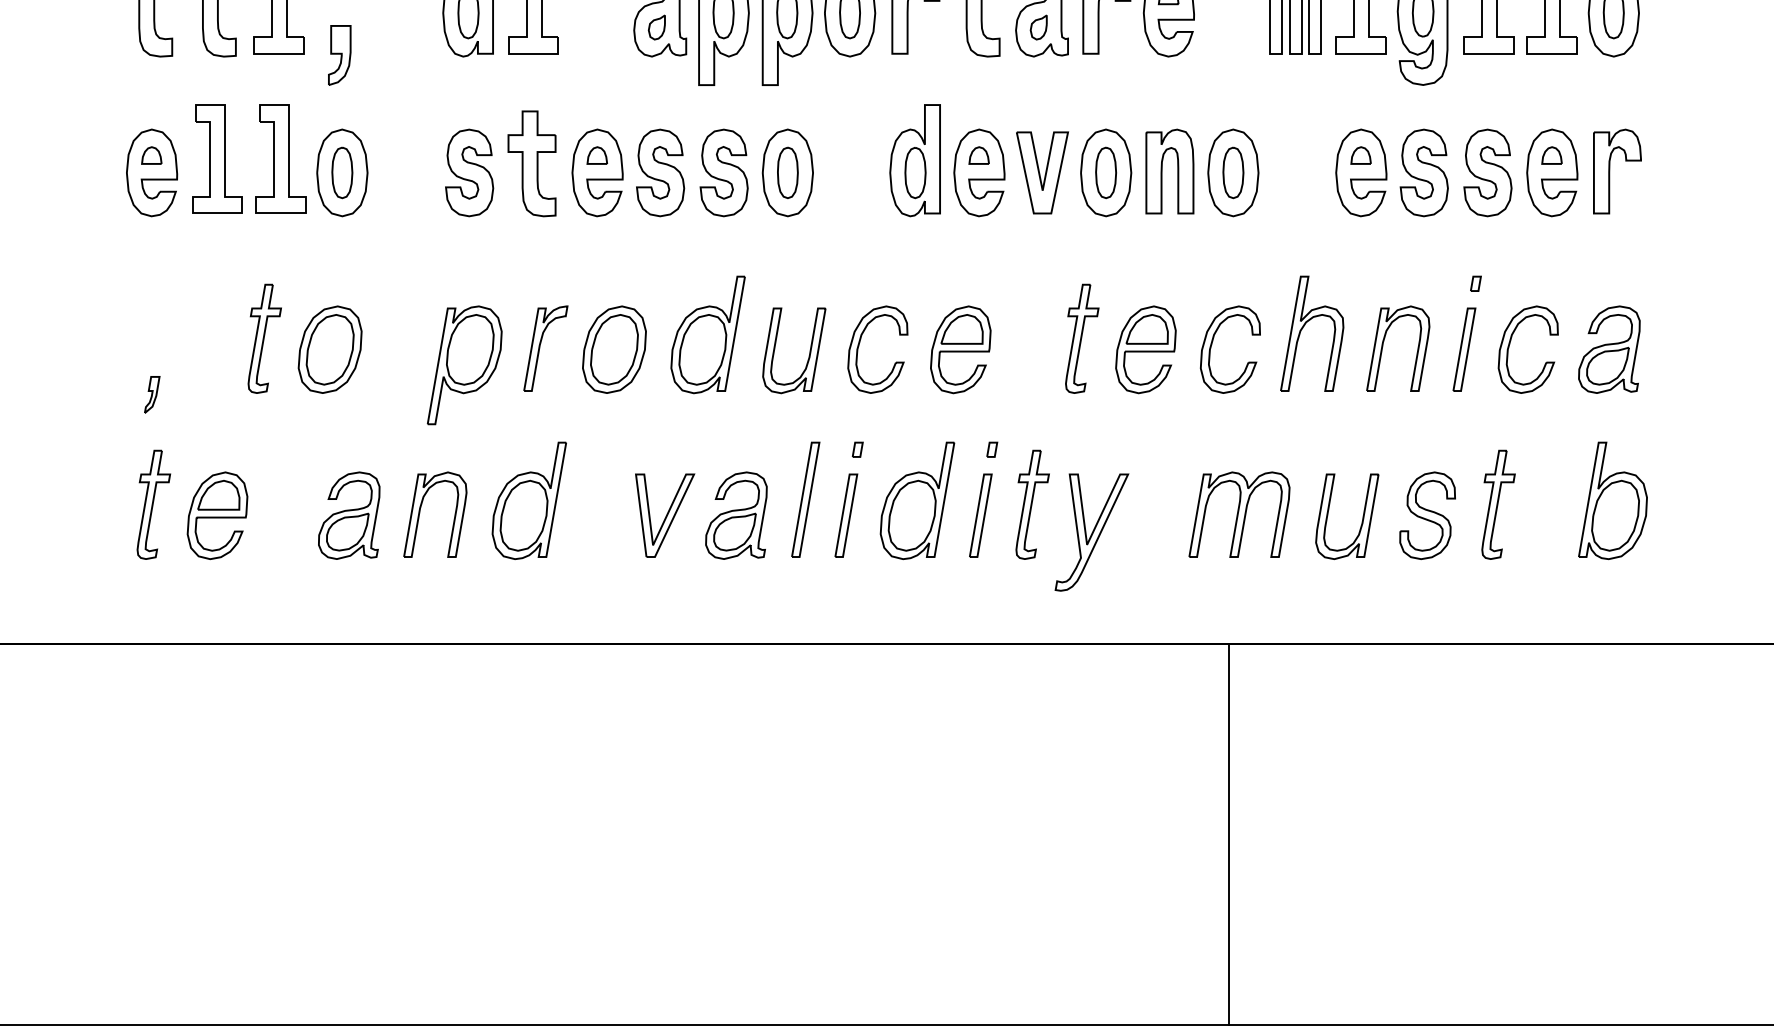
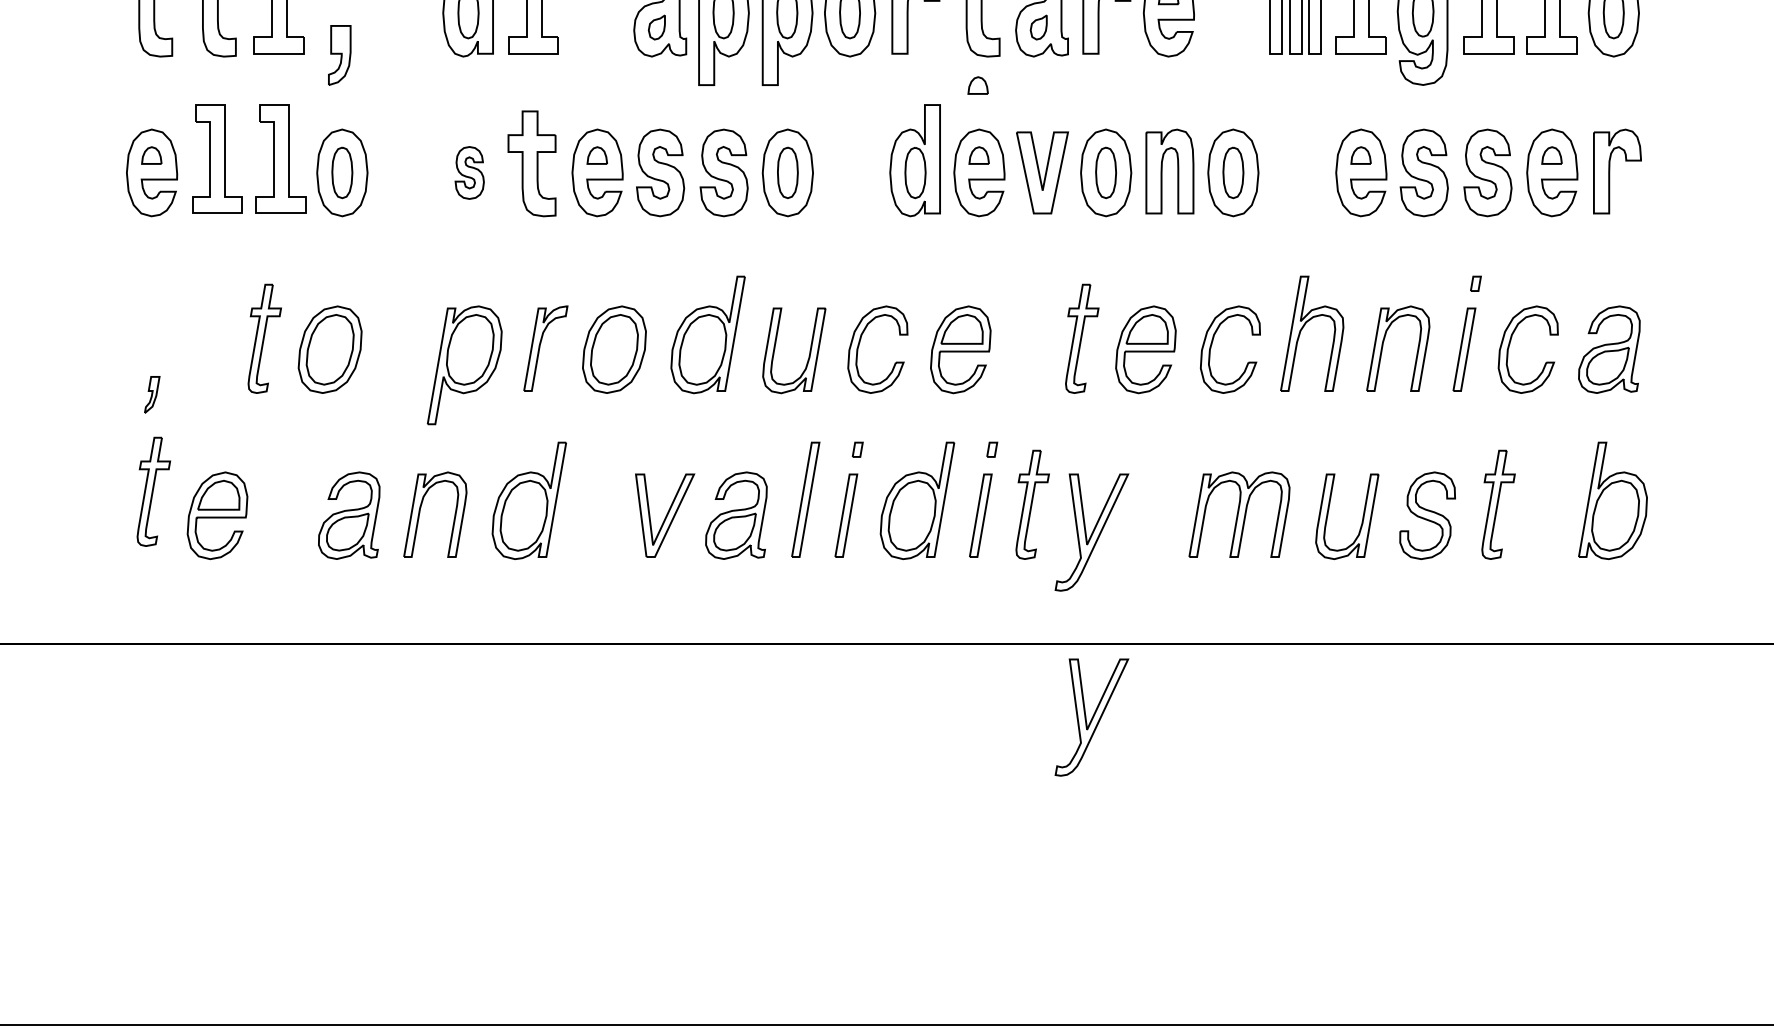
part: none -> present (977, 85)
part size: 50x90 px -> 31x54 px (469, 172)
part position: (153, 504) -> (153, 491) (153, 491)
part: none -> present (1091, 717)
line: present -> none (1229, 834)
